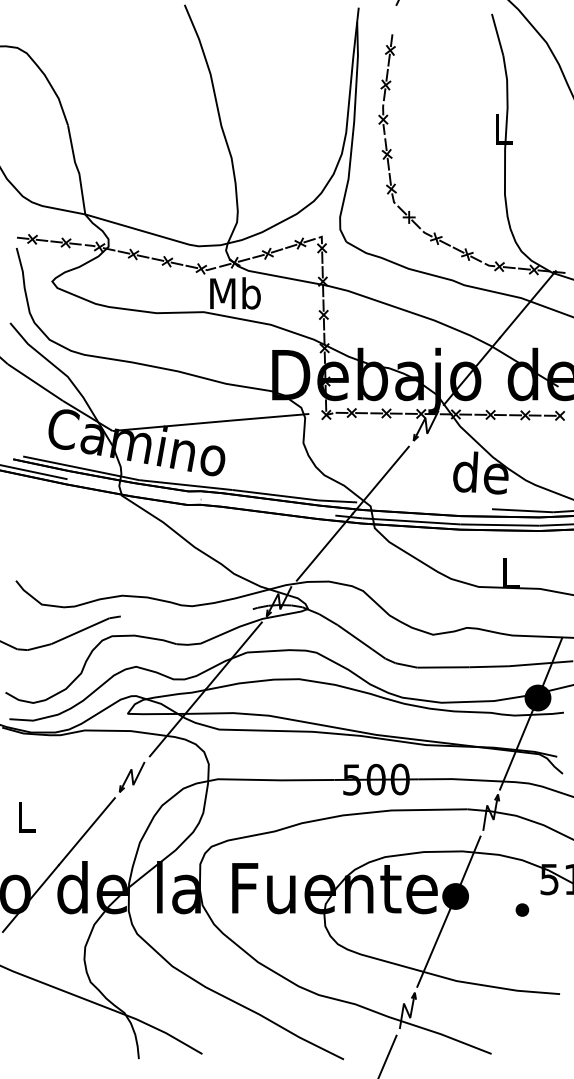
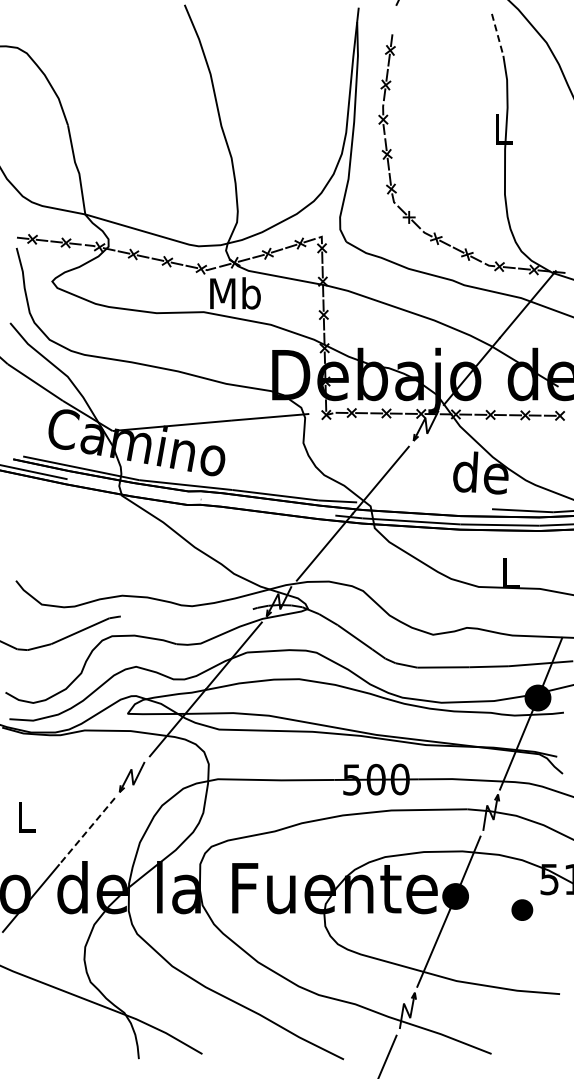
line: solid -> dashed (497, 34)
line: solid -> dashed (86, 831)
part size: 15x14 px -> 23x22 px (522, 909)
